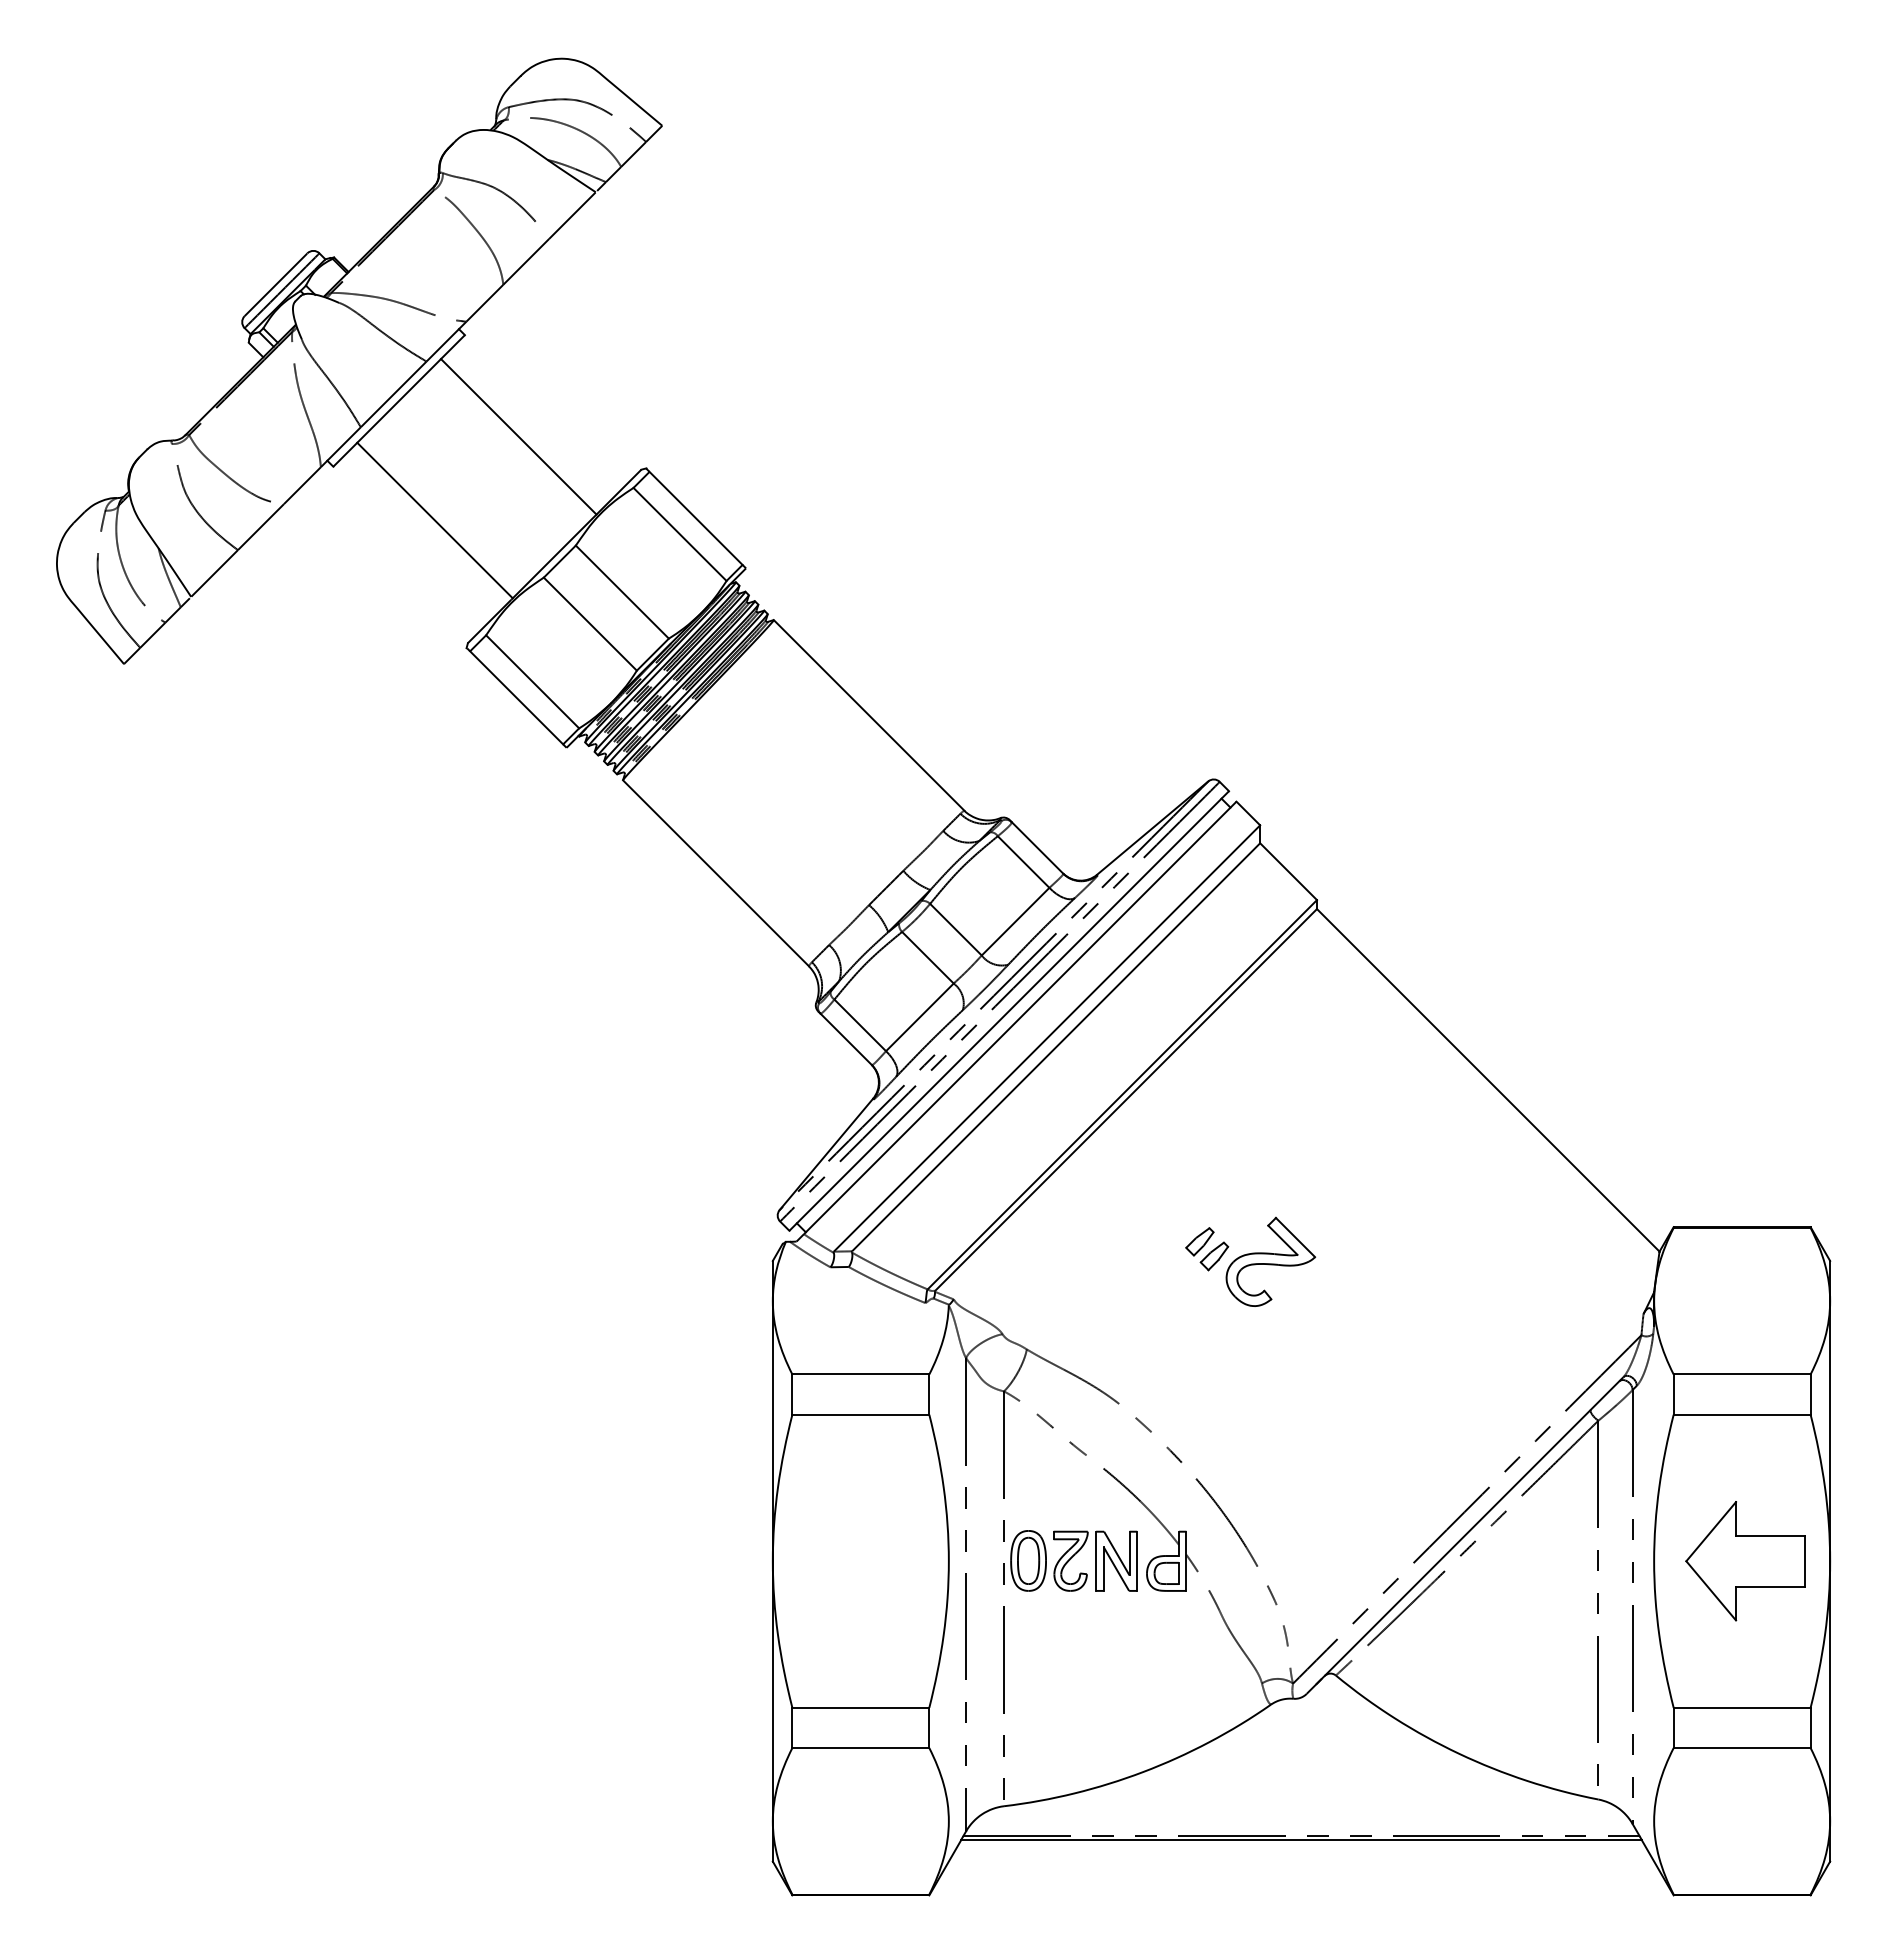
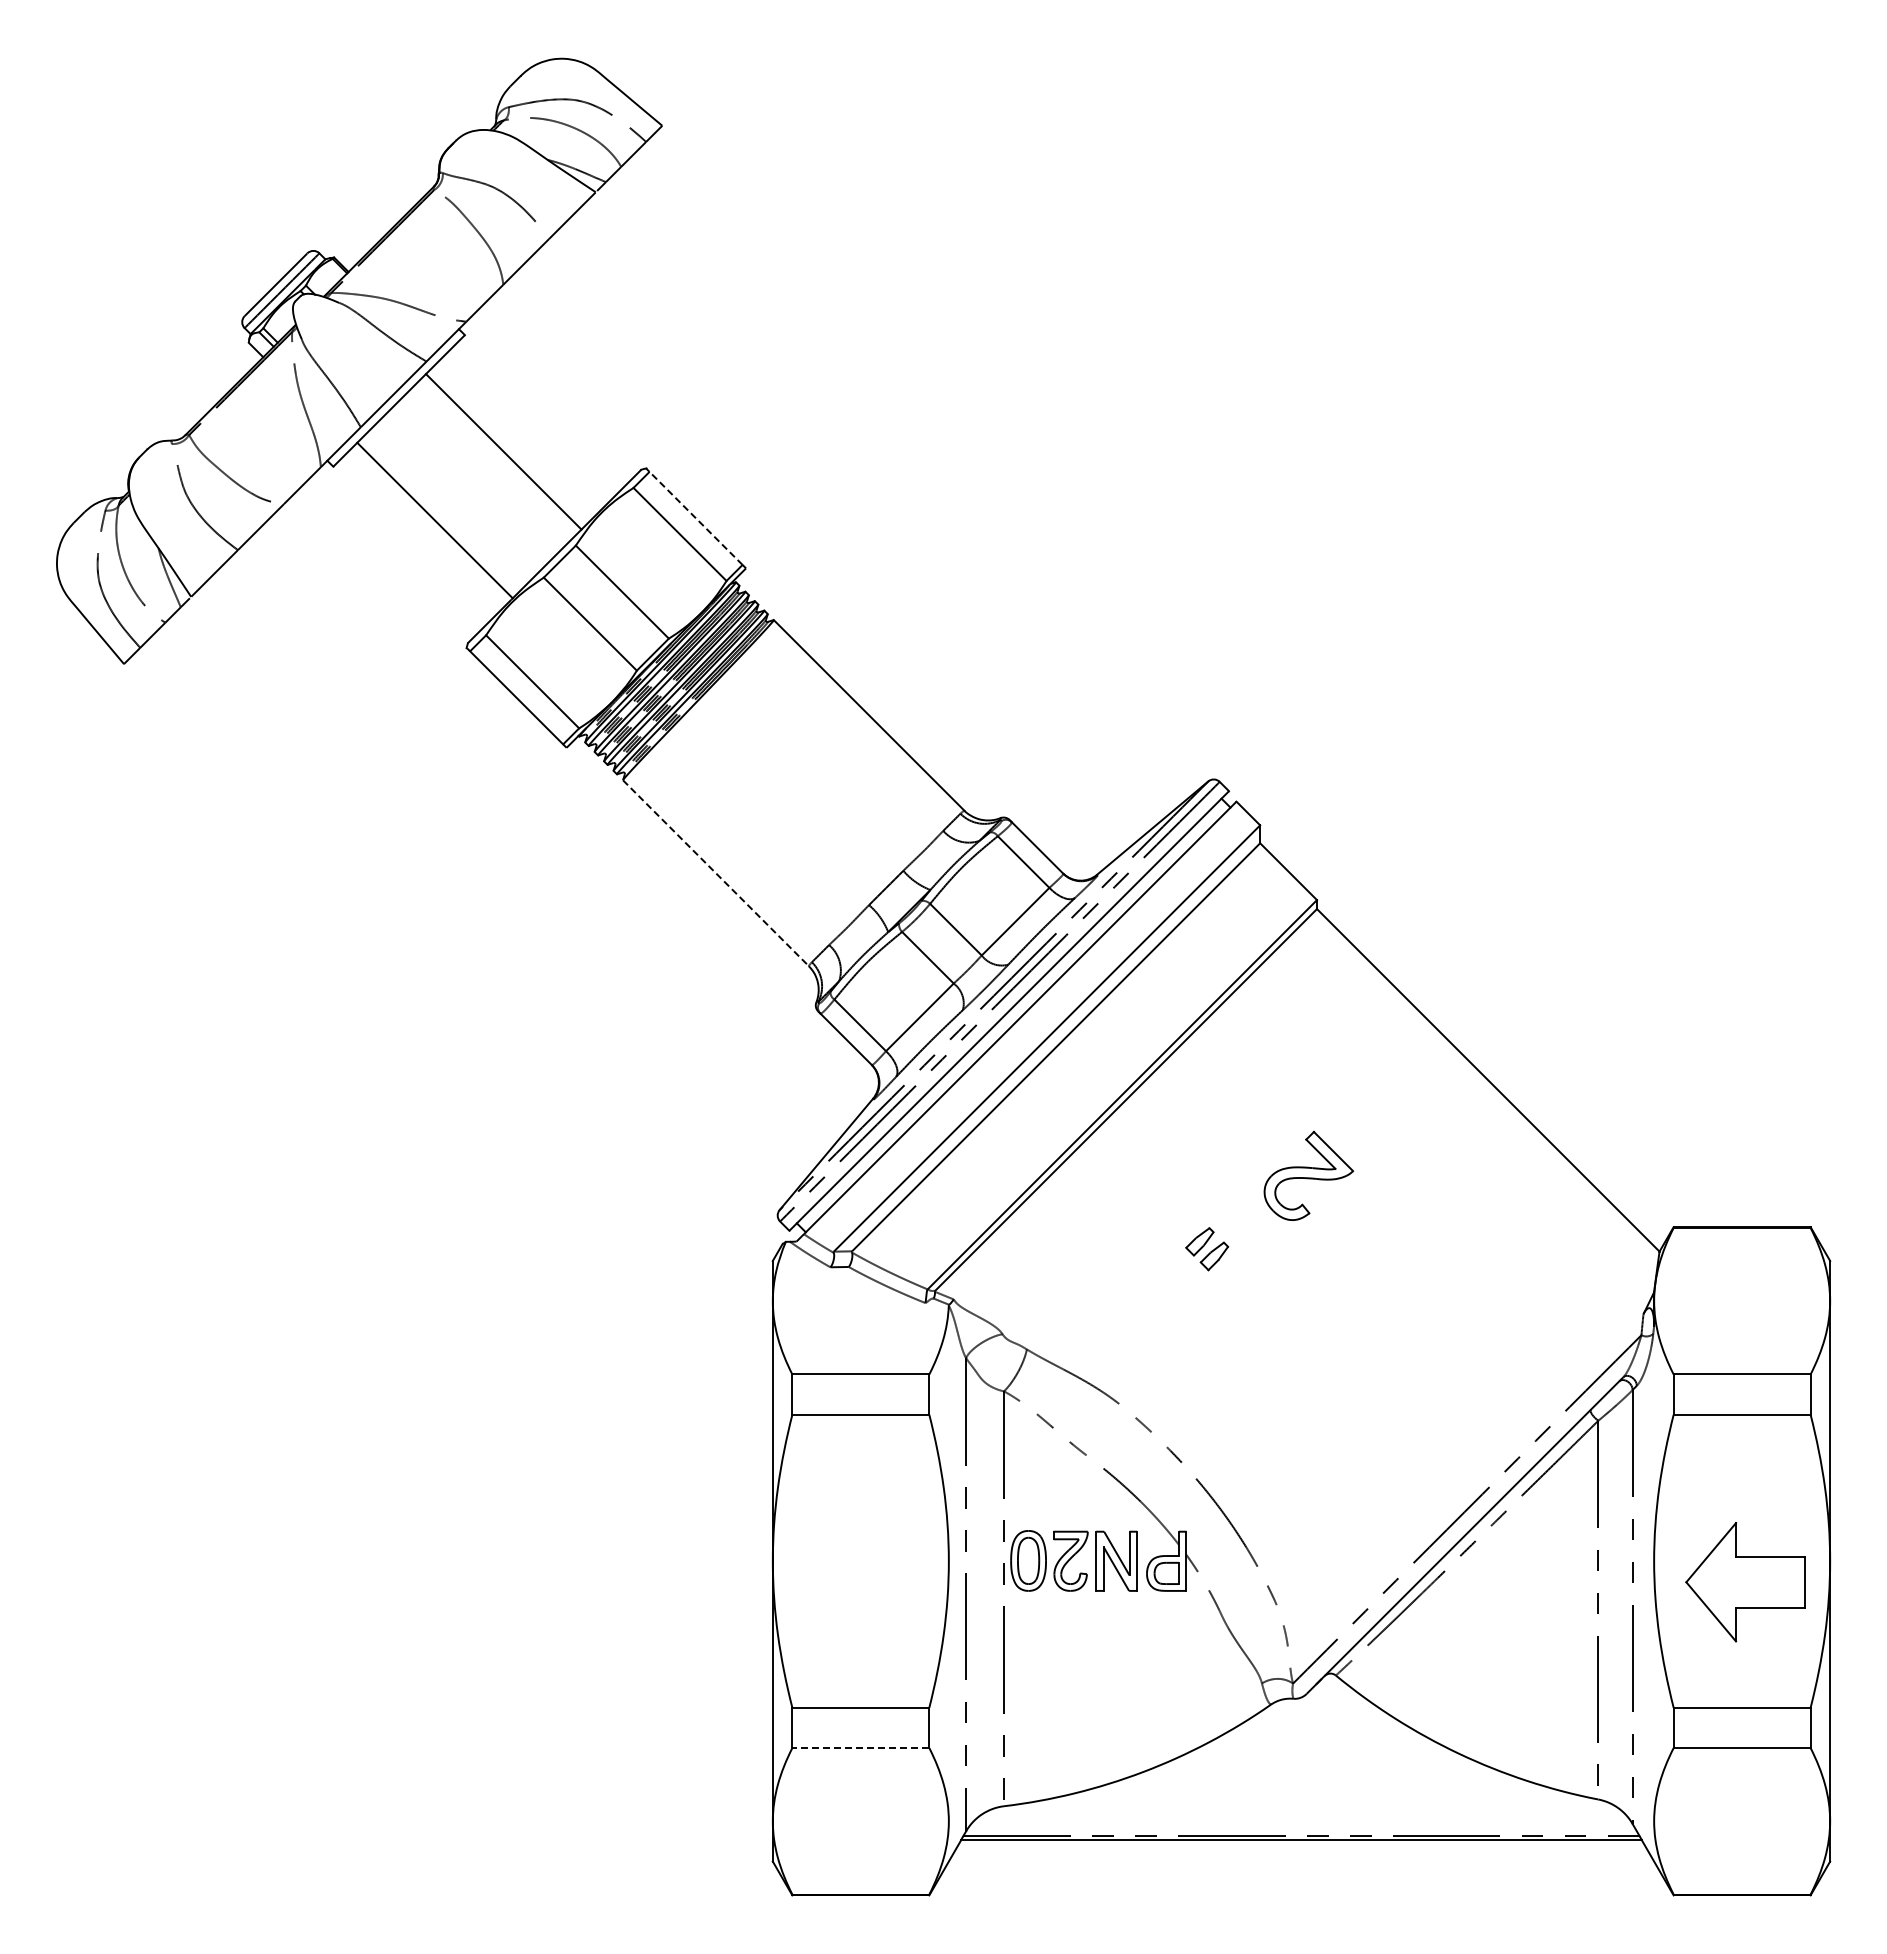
line position: (518, 436) -> (503, 451) (503, 451)
line: solid -> dashed (696, 518)
line: solid -> dashed (716, 873)
part position: (1270, 1261) -> (1308, 1175) (1308, 1175)
part position: (1745, 1561) -> (1745, 1582) (1745, 1582)
line: solid -> dashed (860, 1748)
